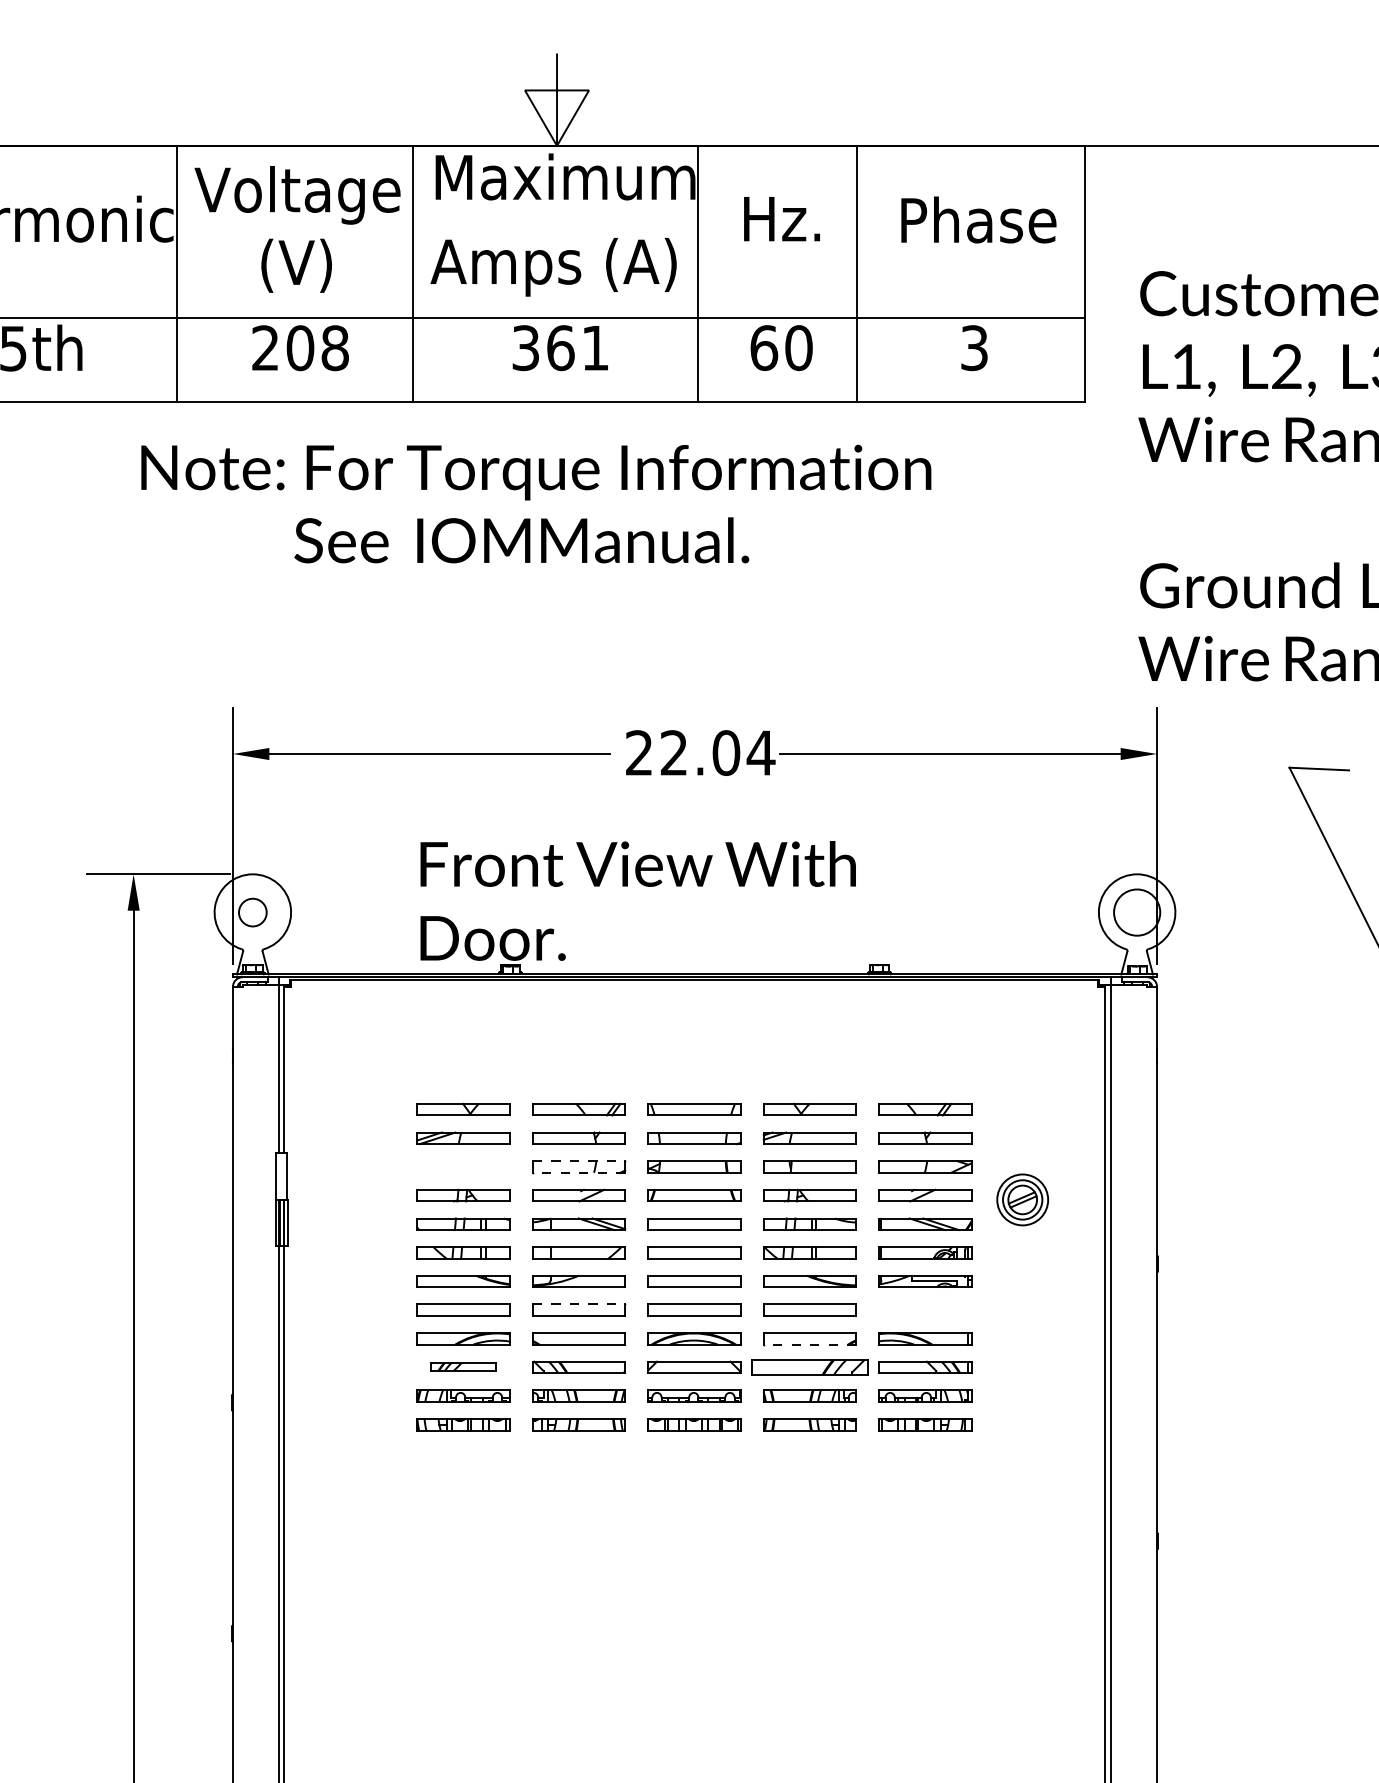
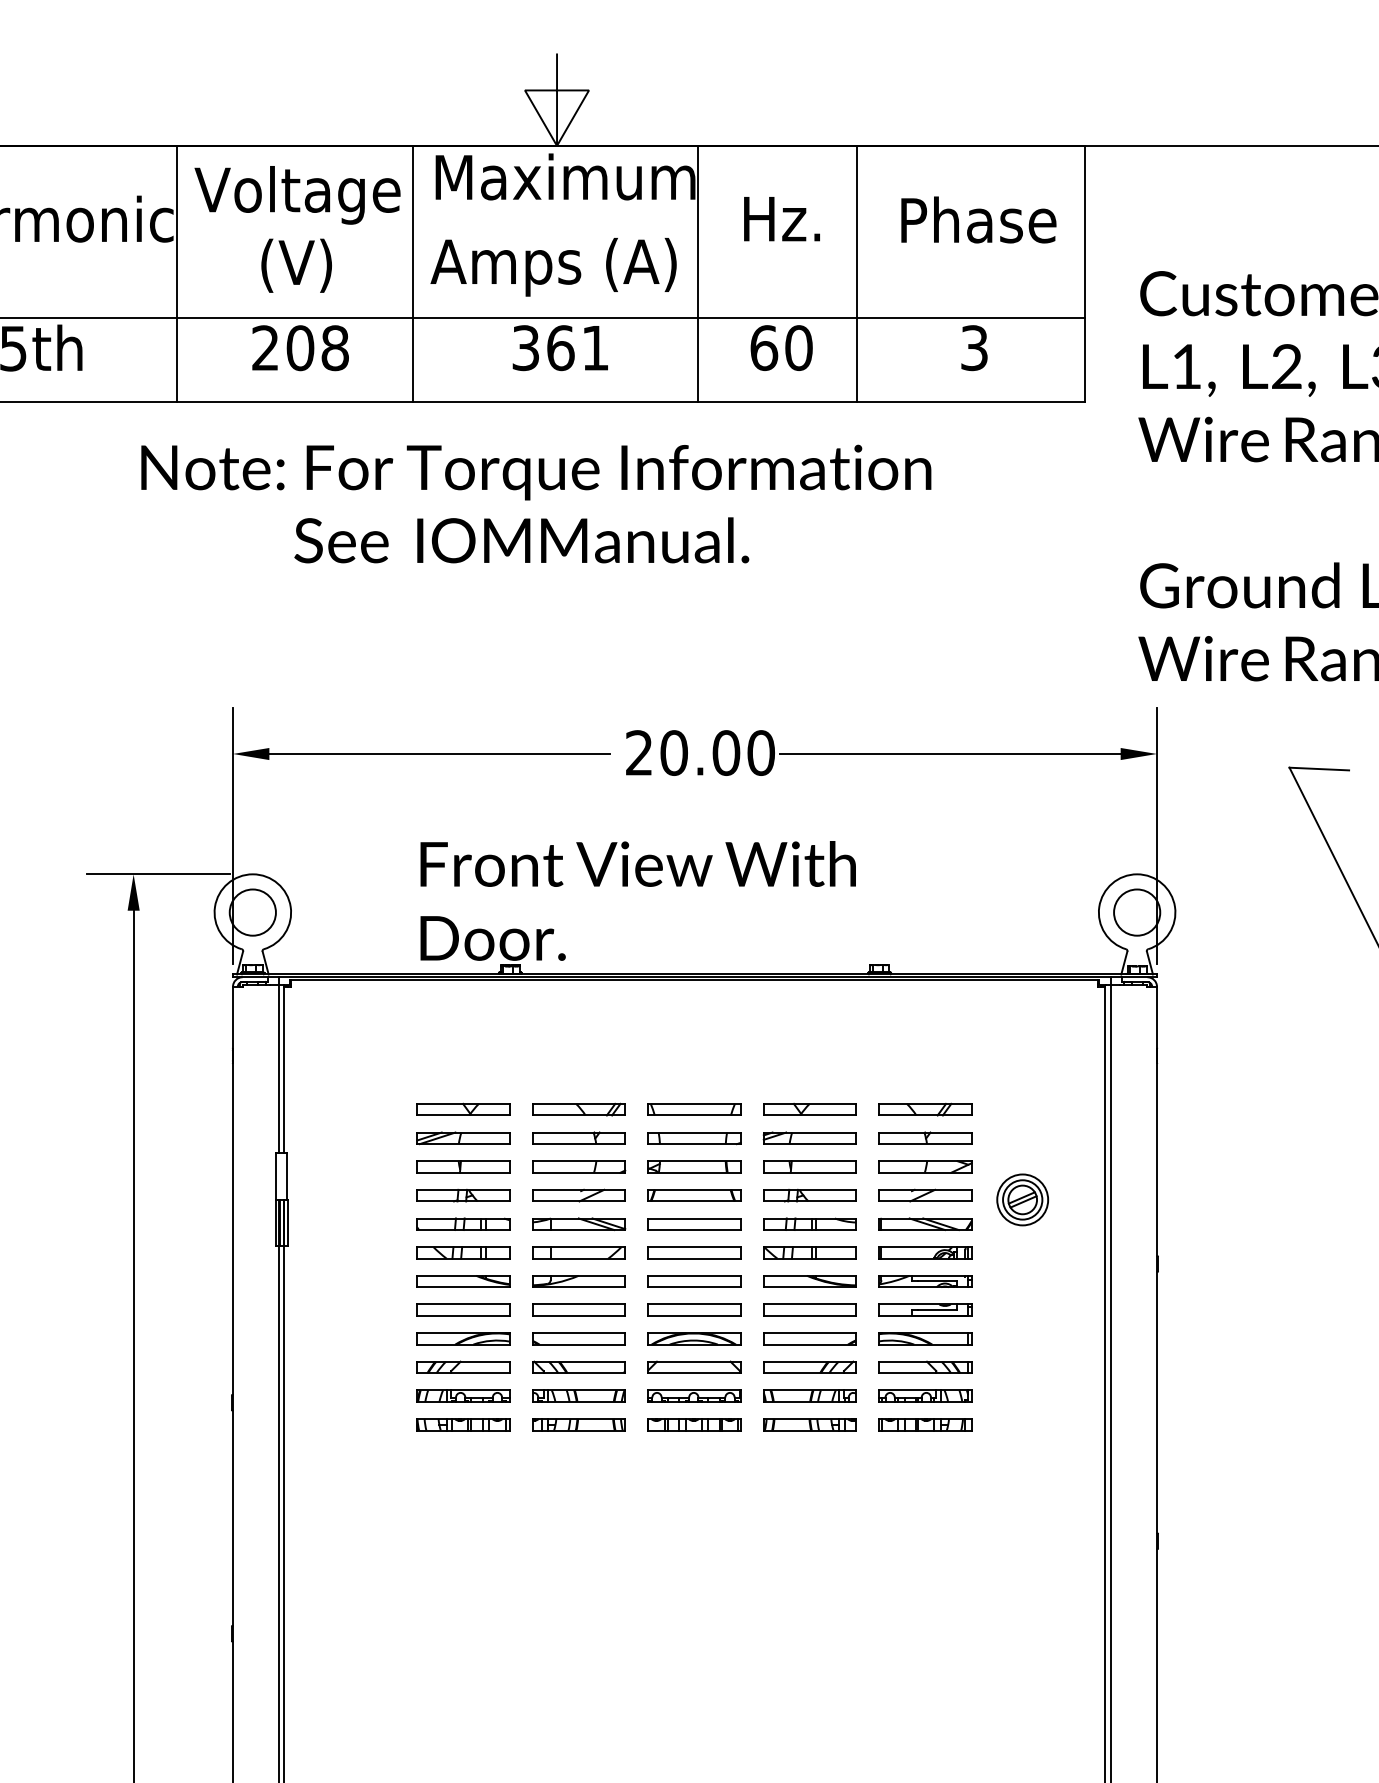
text: 22.04 -> 20.00 (717, 752)
circle diameter: 28 px -> 46 px (252, 912)
line: dashed -> solid (579, 1161)
part: none -> present (463, 1166)
line: dashed -> solid (578, 1172)
line: dashed -> solid (579, 1304)
part: none -> present (925, 1309)
line: dashed -> solid (809, 1344)
part size: 67x10 px -> 95x14 px (463, 1366)
part size: 118x17 px -> 94x14 px (809, 1366)
